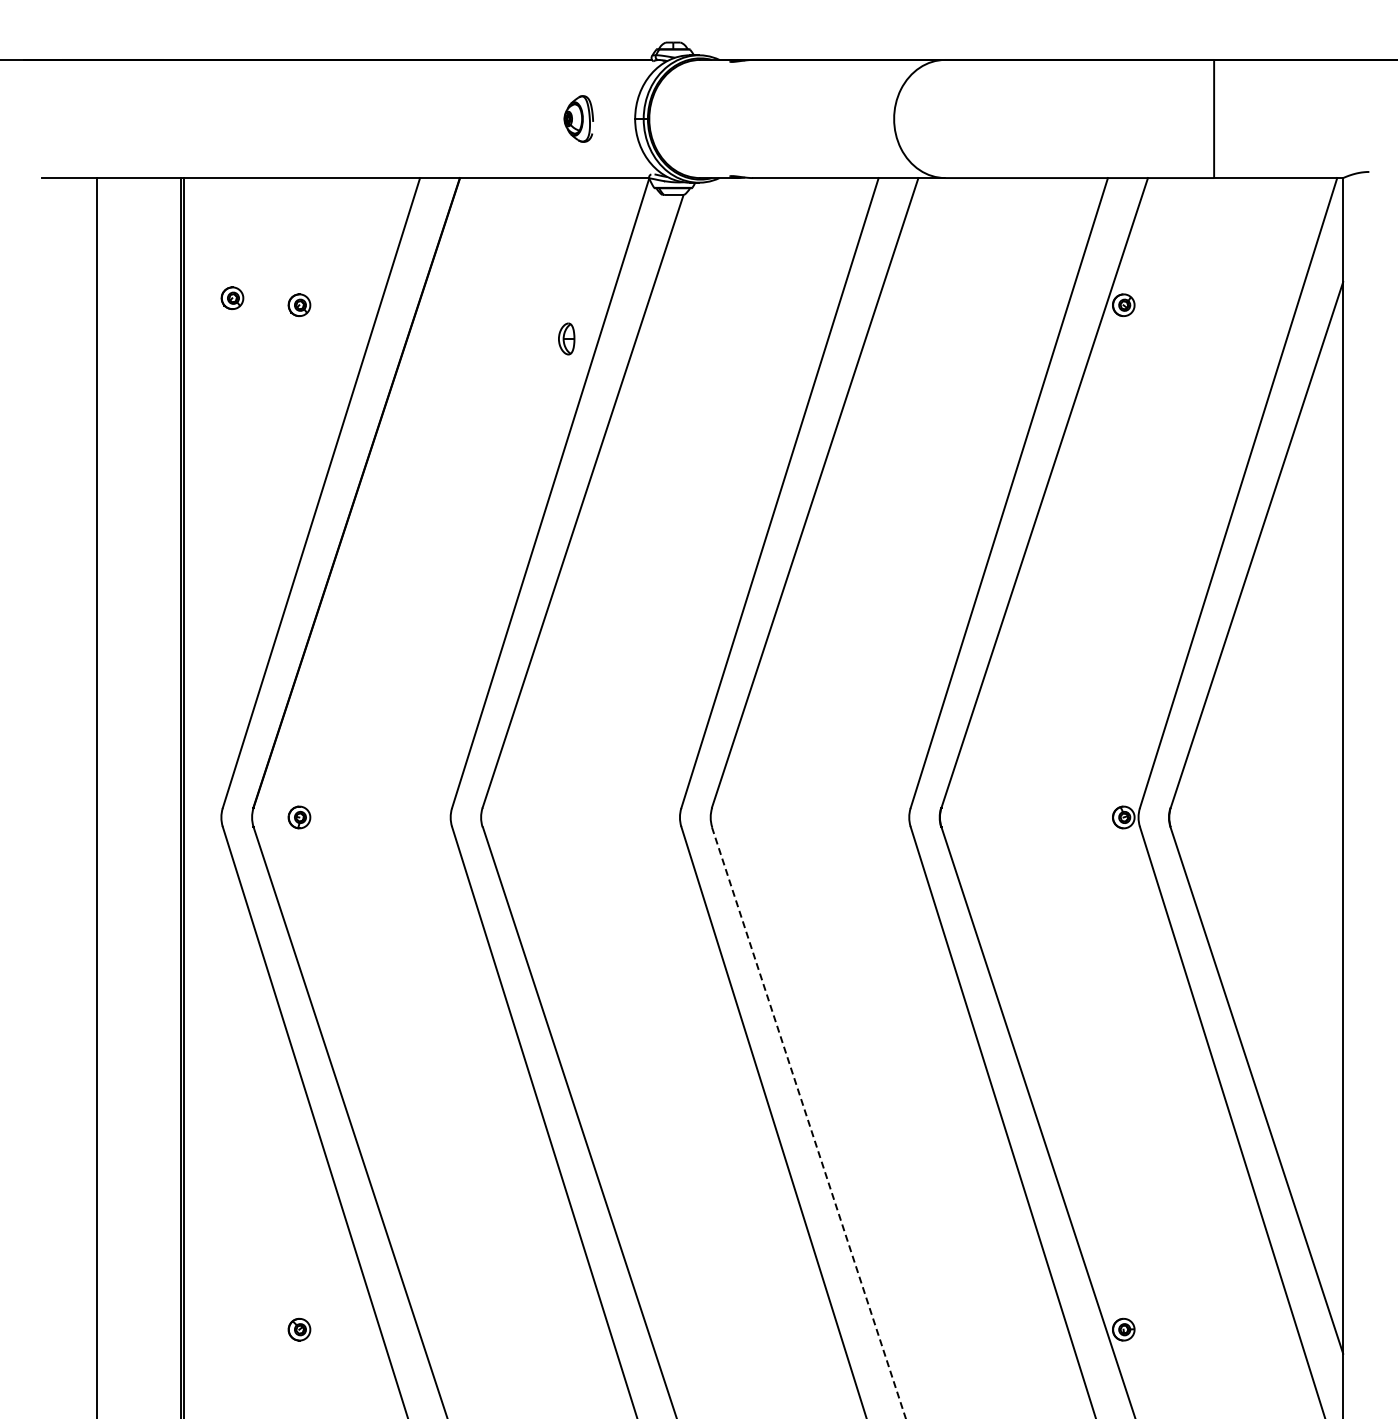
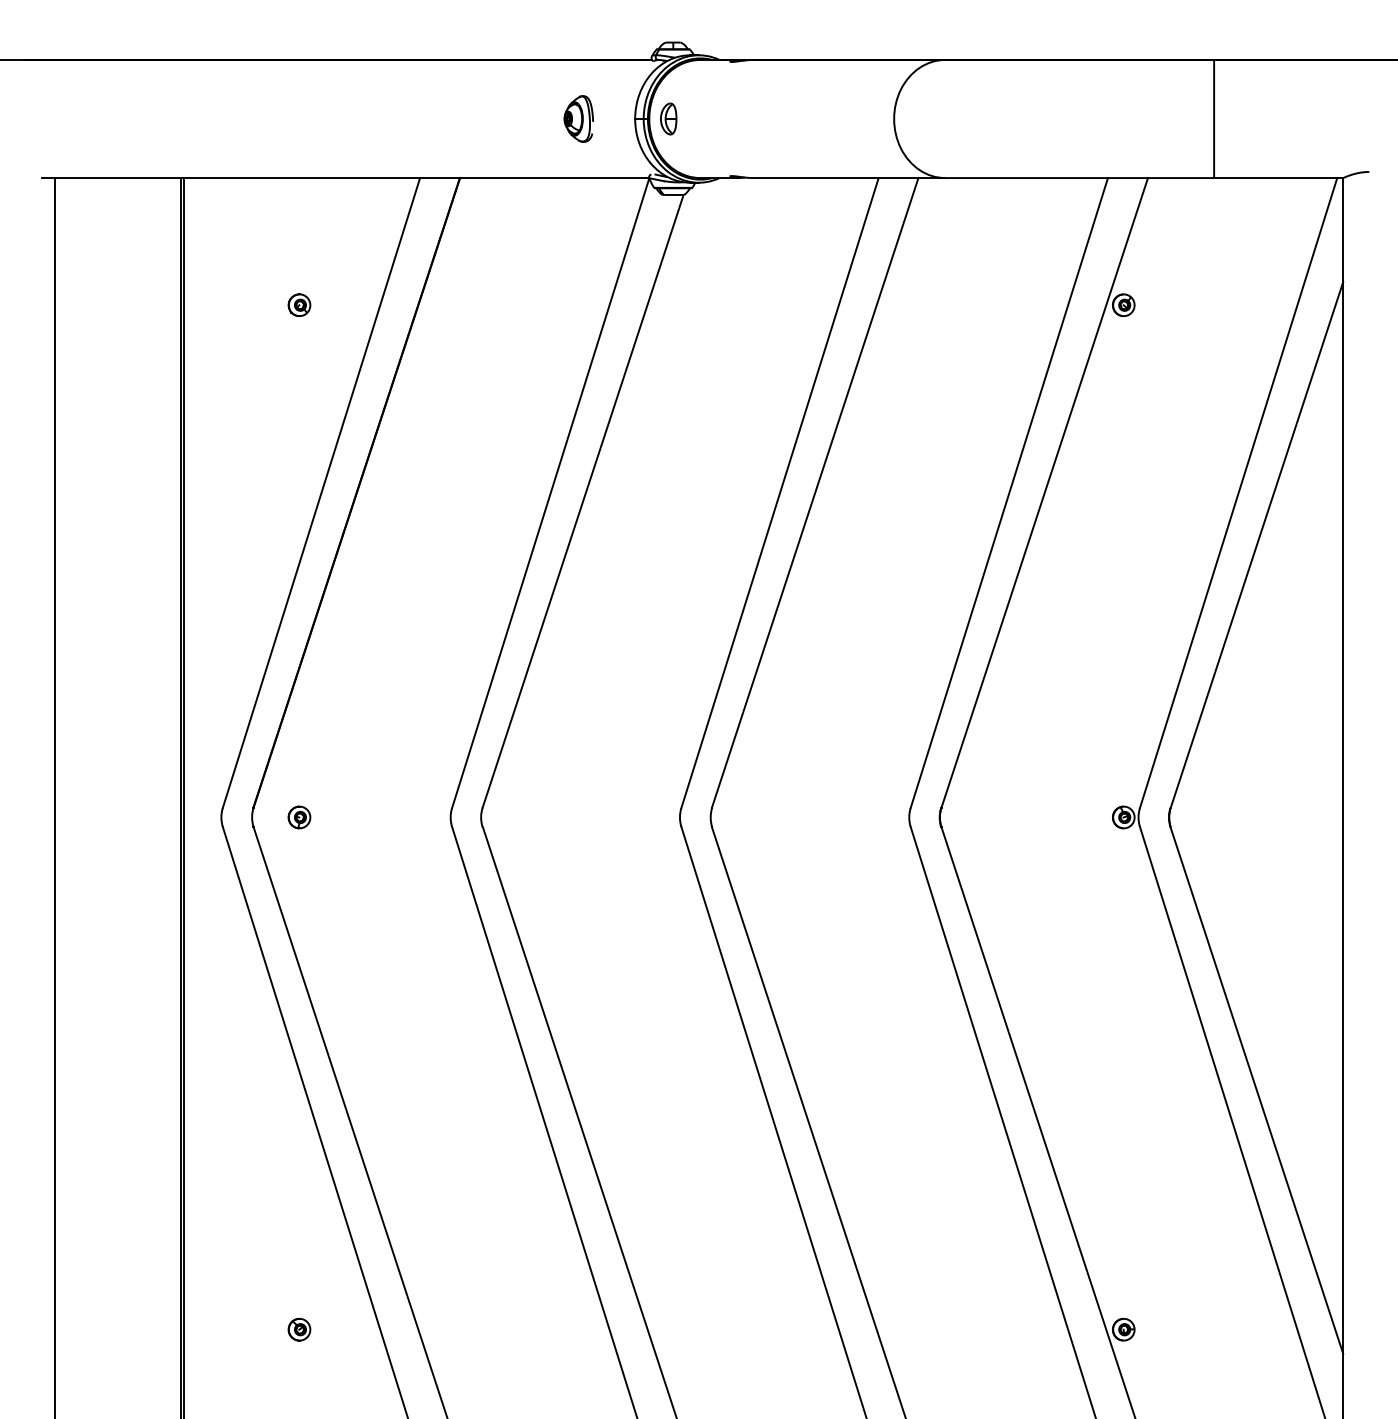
part: present -> none (232, 297)
part position: (566, 338) -> (668, 118) (668, 118)
line position: (96, 796) -> (54, 796) (54, 796)
line: dashed -> solid (809, 1123)
